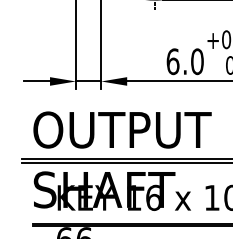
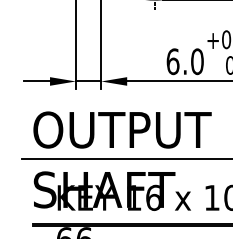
line: present -> none (125, 163)
